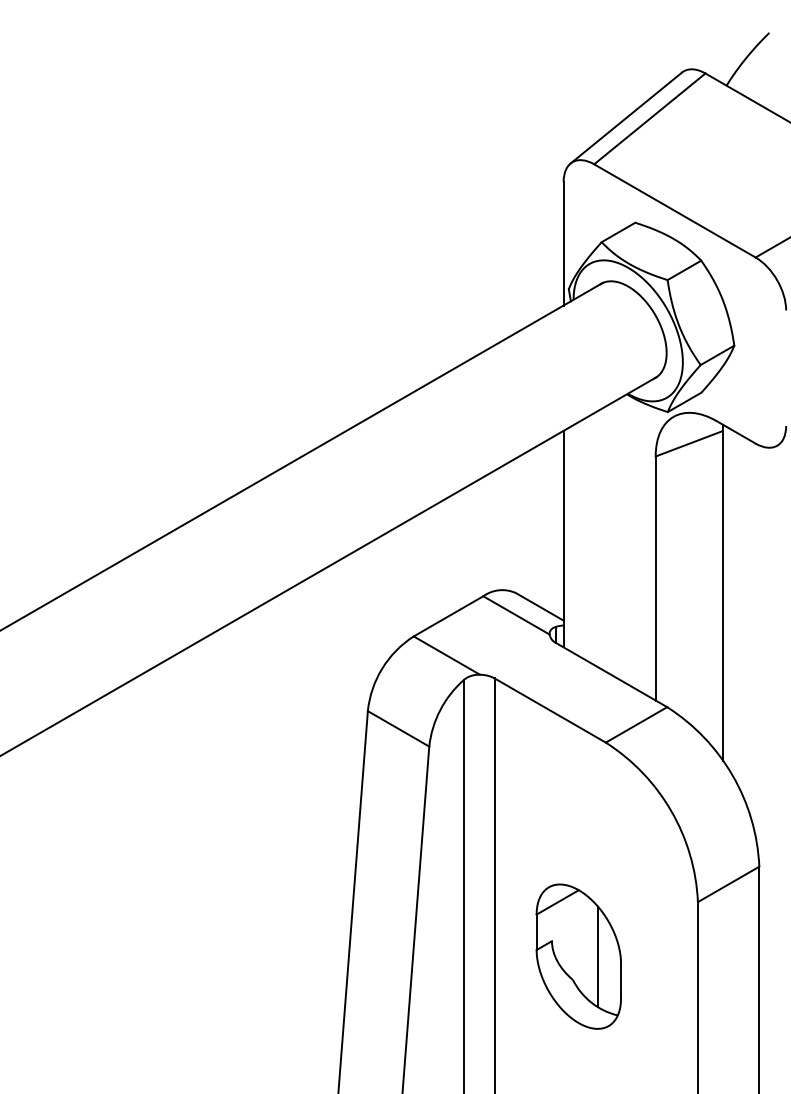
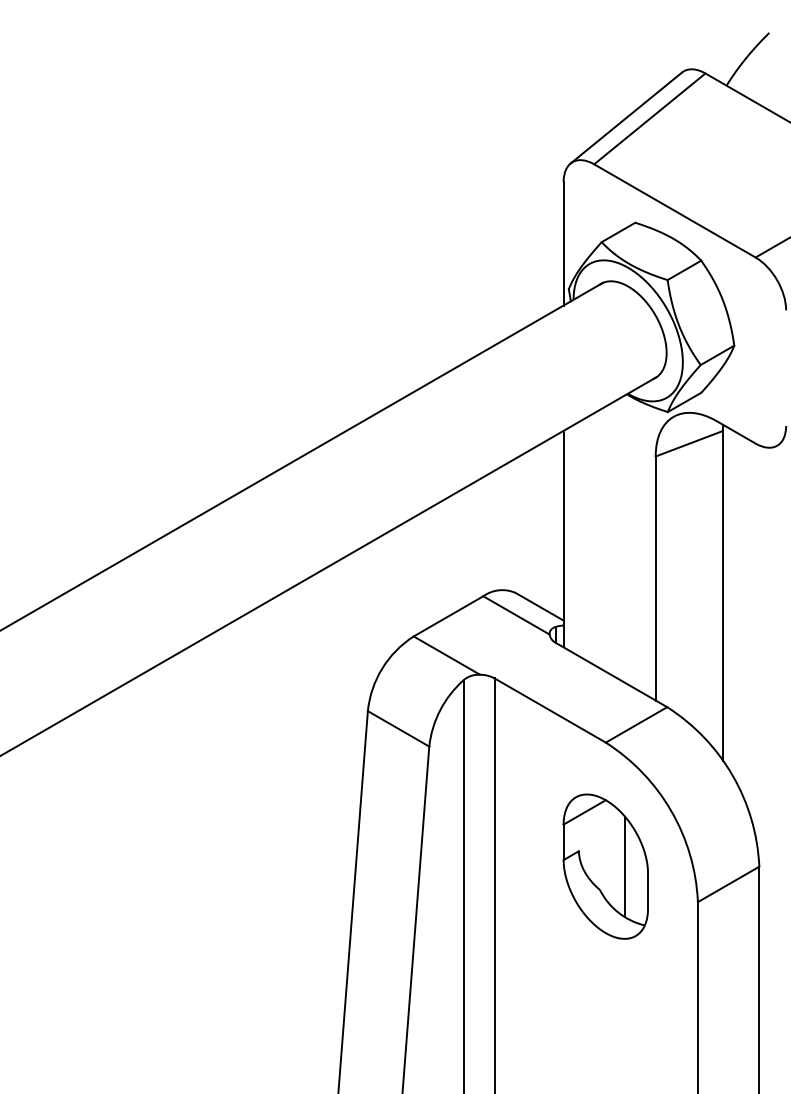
part position: (578, 956) -> (605, 866) (605, 866)
